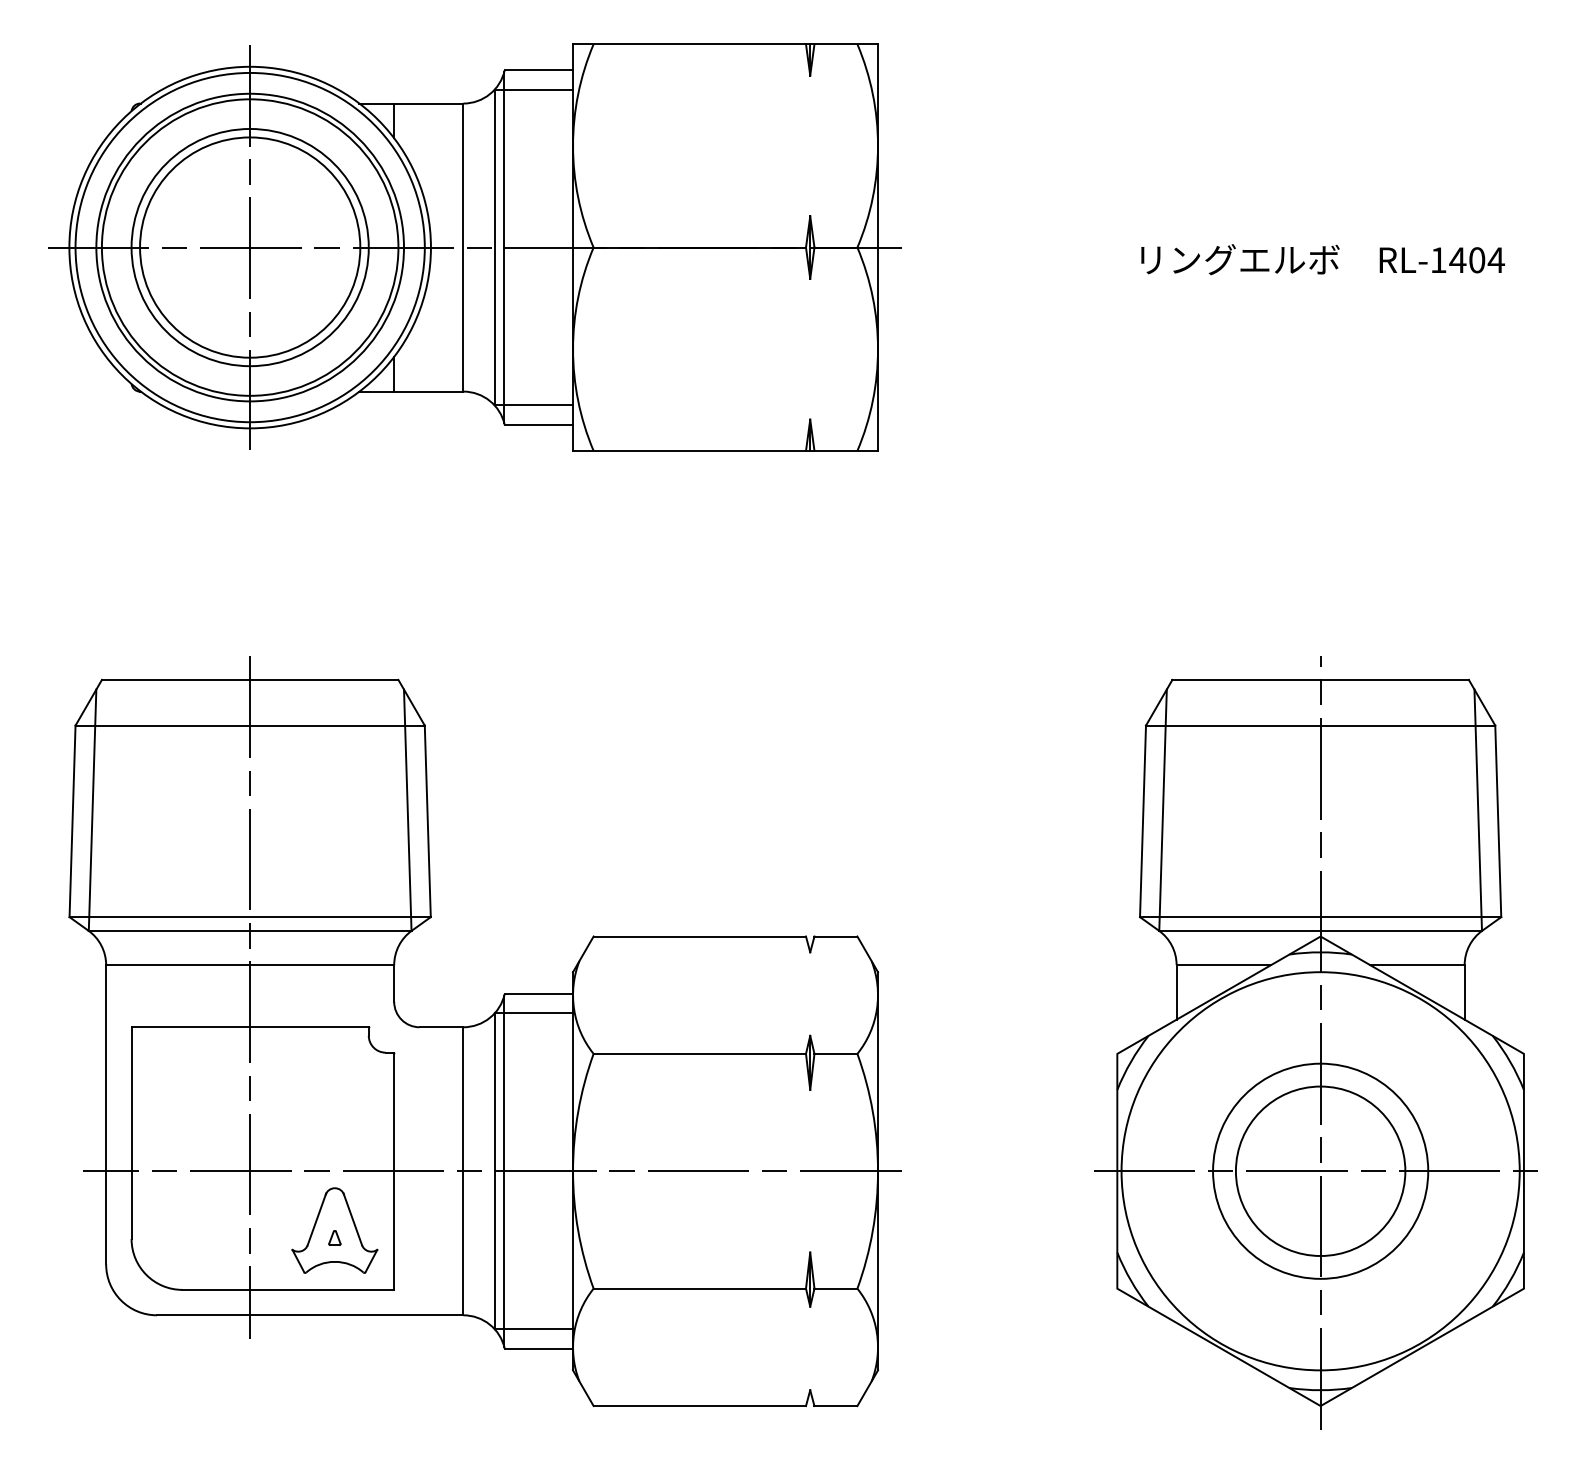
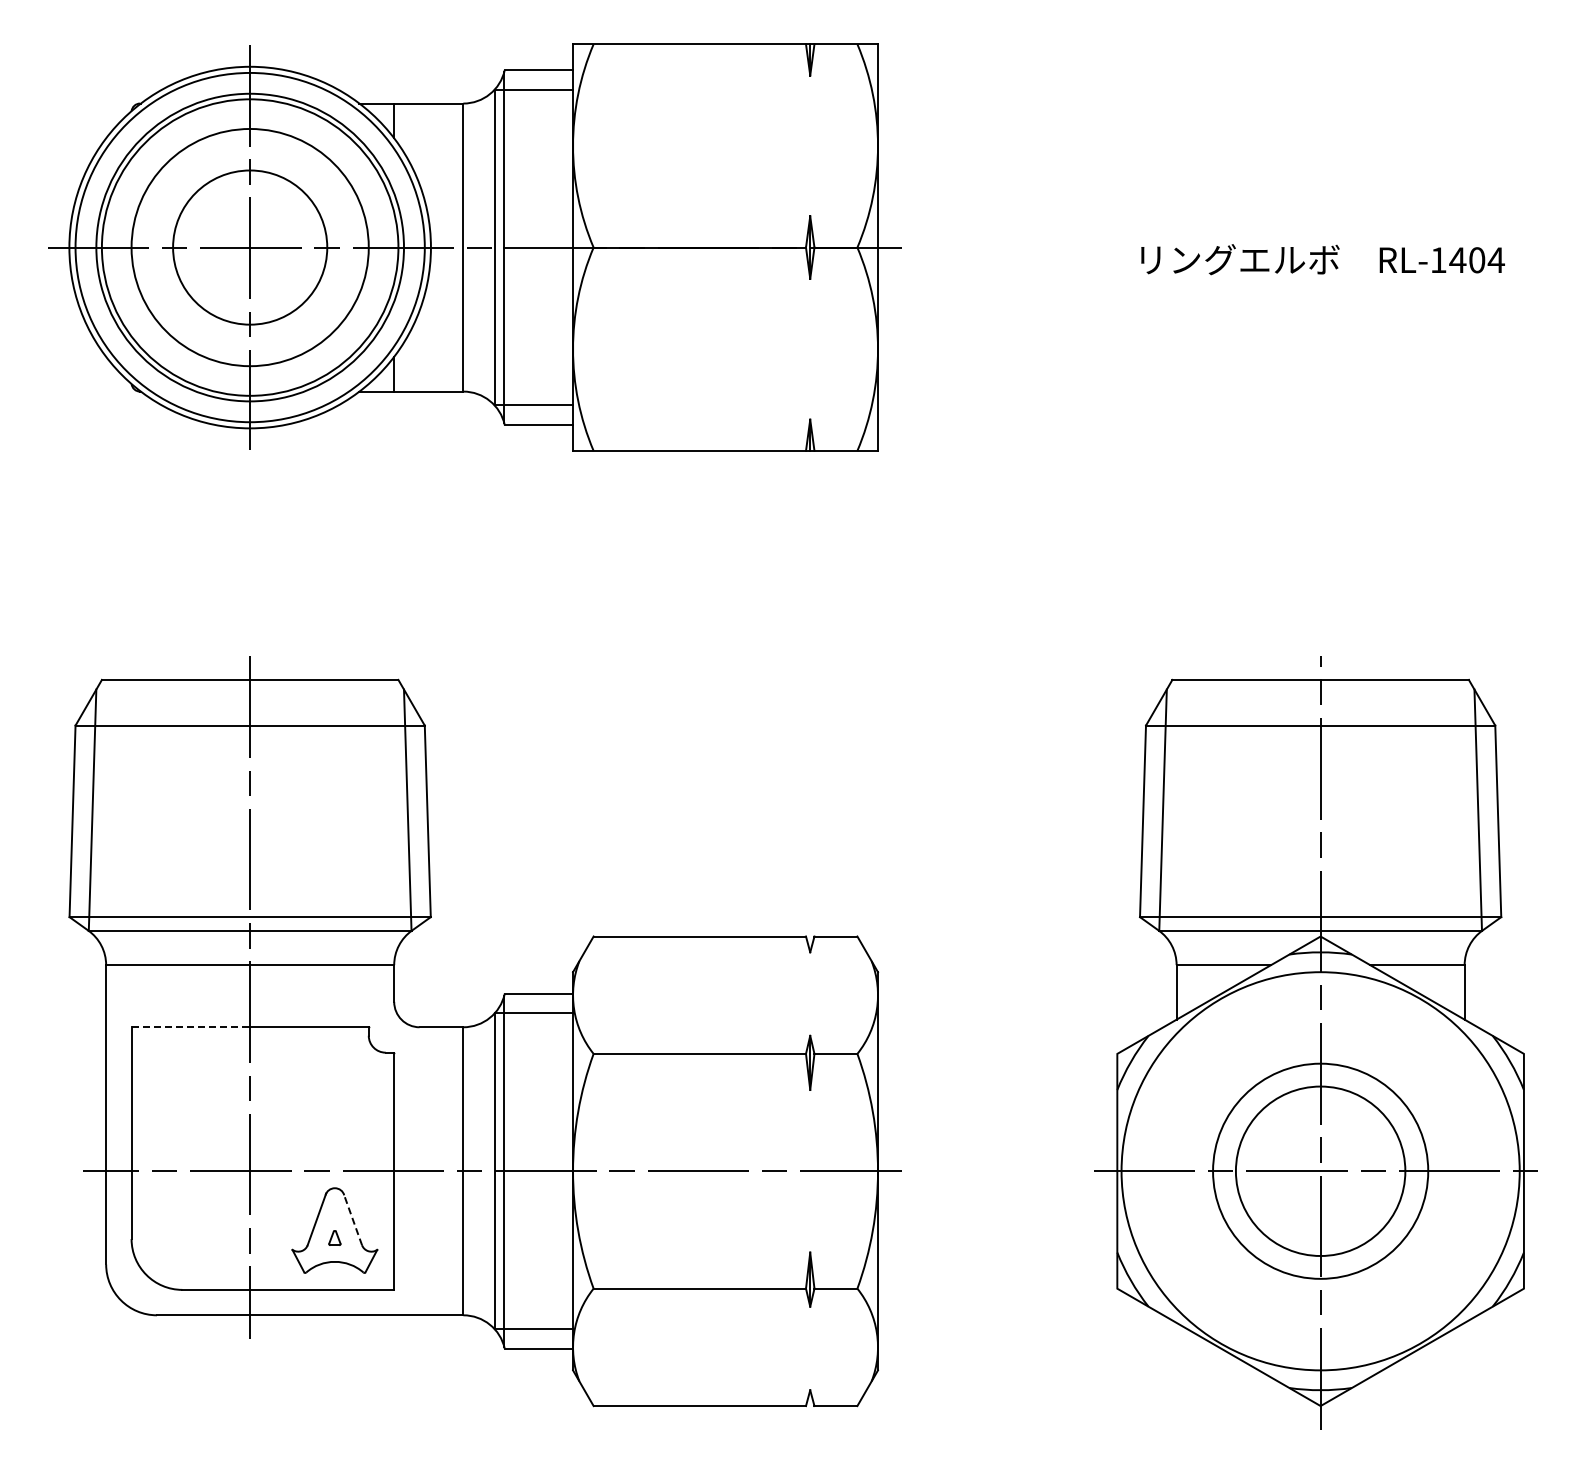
circle diameter: 220 px -> 154 px (250, 247)
line: solid -> dashed (191, 1027)
line: solid -> dashed (352, 1218)
